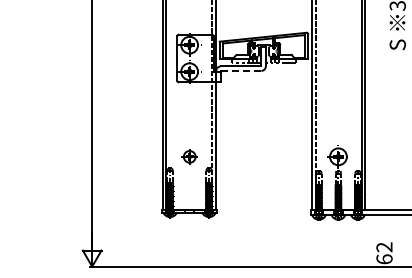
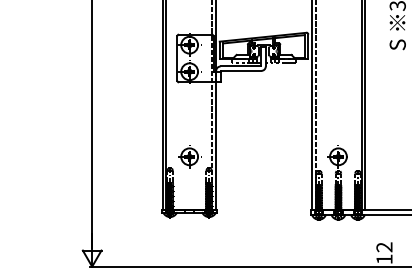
line: dashed -> solid (241, 70)
part size: 17x16 px -> 24x24 px (189, 156)
text: 62 -> 12 (384, 259)
